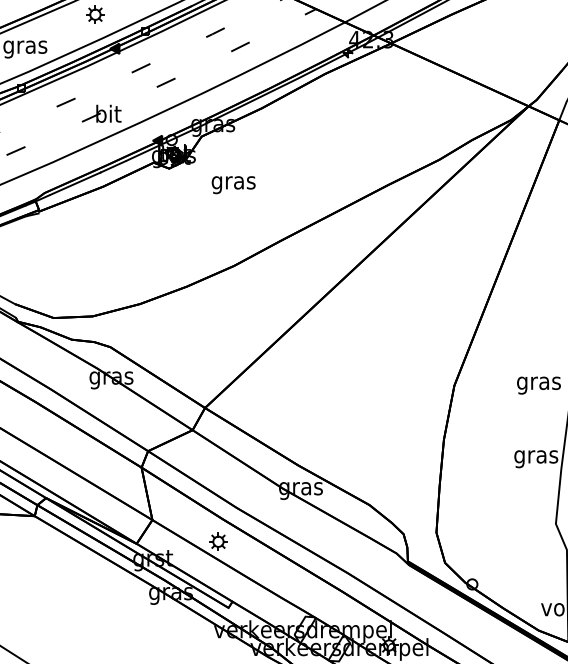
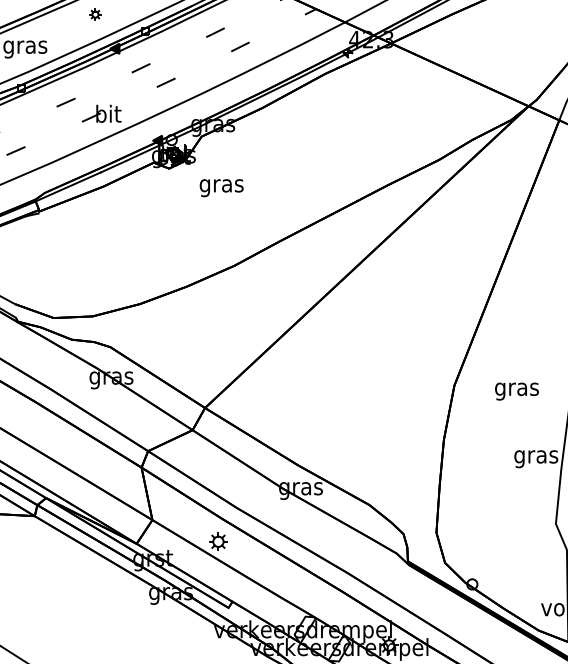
part size: 19x19 px -> 13x13 px (95, 14)
text position: (233, 185) -> (221, 188) (221, 188)
text position: (538, 385) -> (516, 391) (516, 391)
